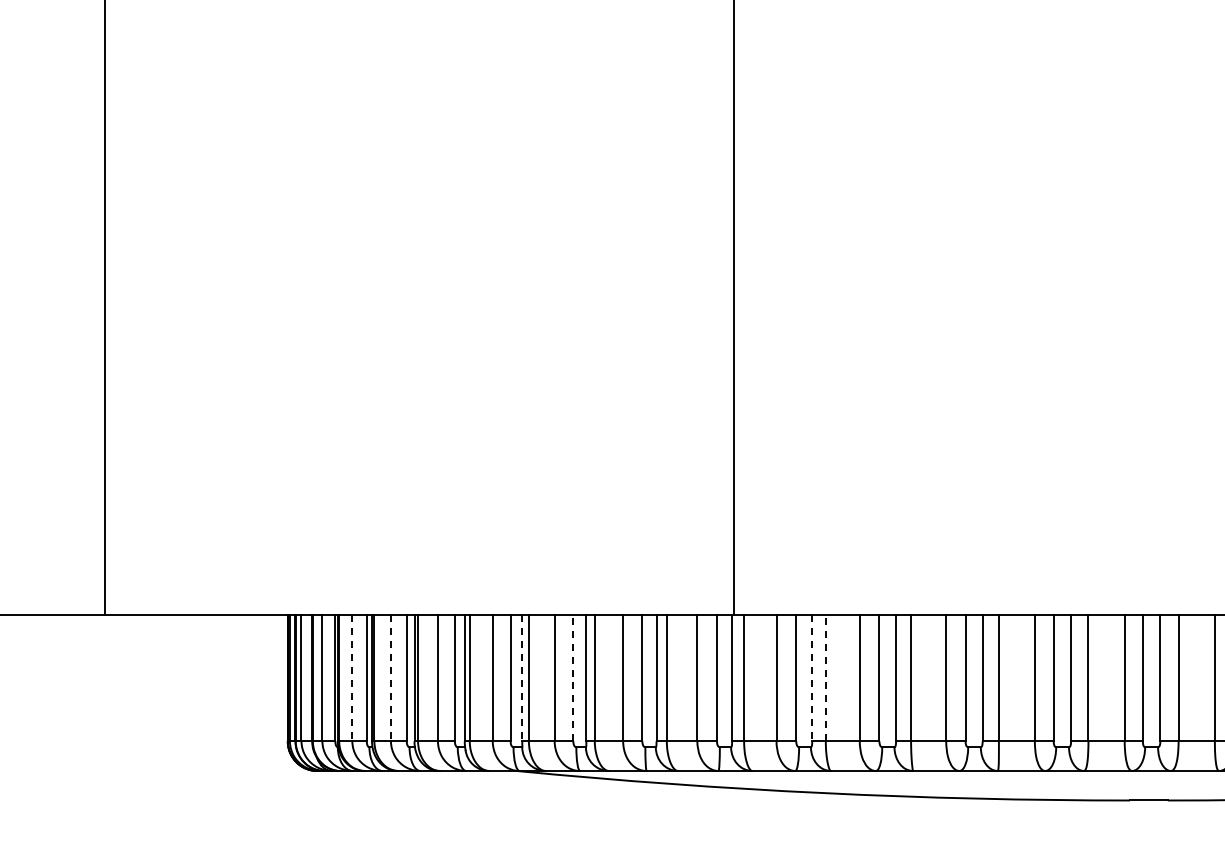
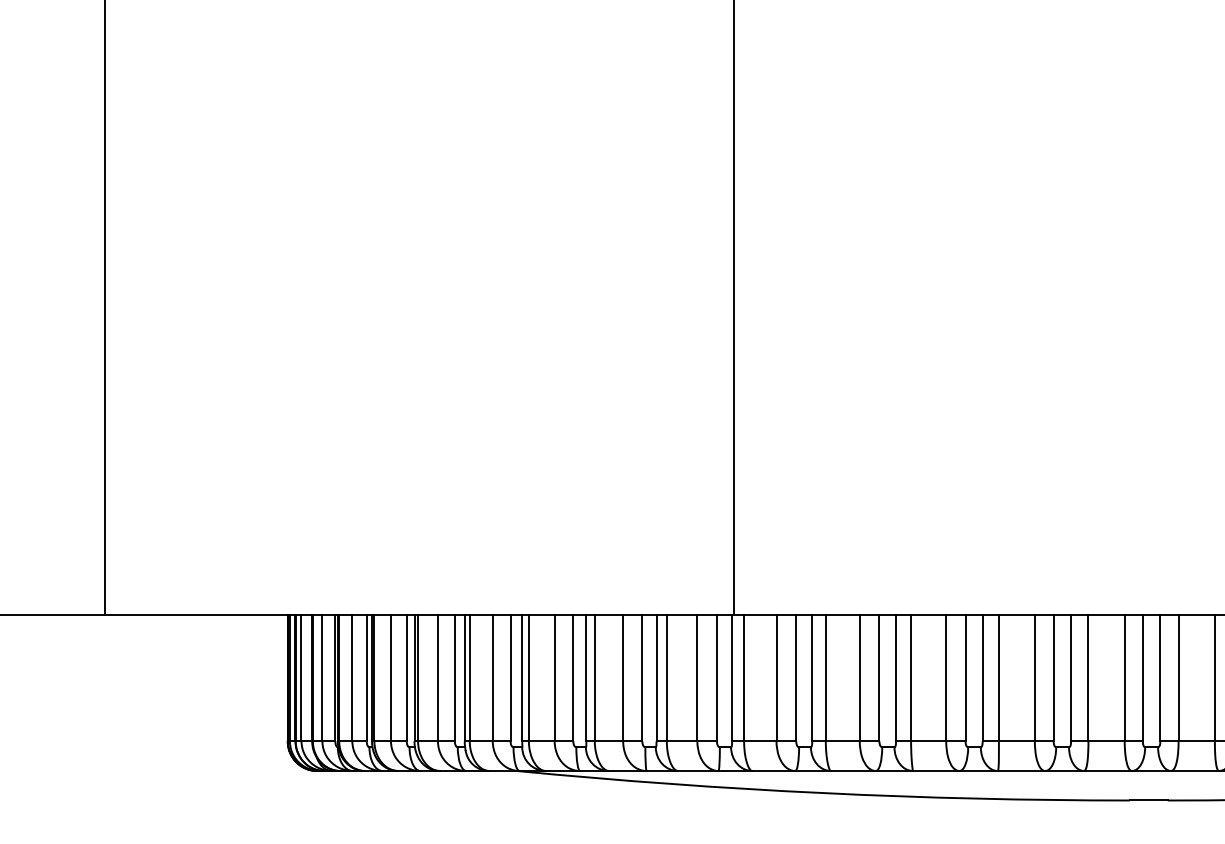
line: dashed -> solid (573, 677)
line: dashed -> solid (825, 677)
line: dashed -> solid (352, 678)
line: dashed -> solid (390, 678)
line: dashed -> solid (522, 678)
line: dashed -> solid (812, 678)
